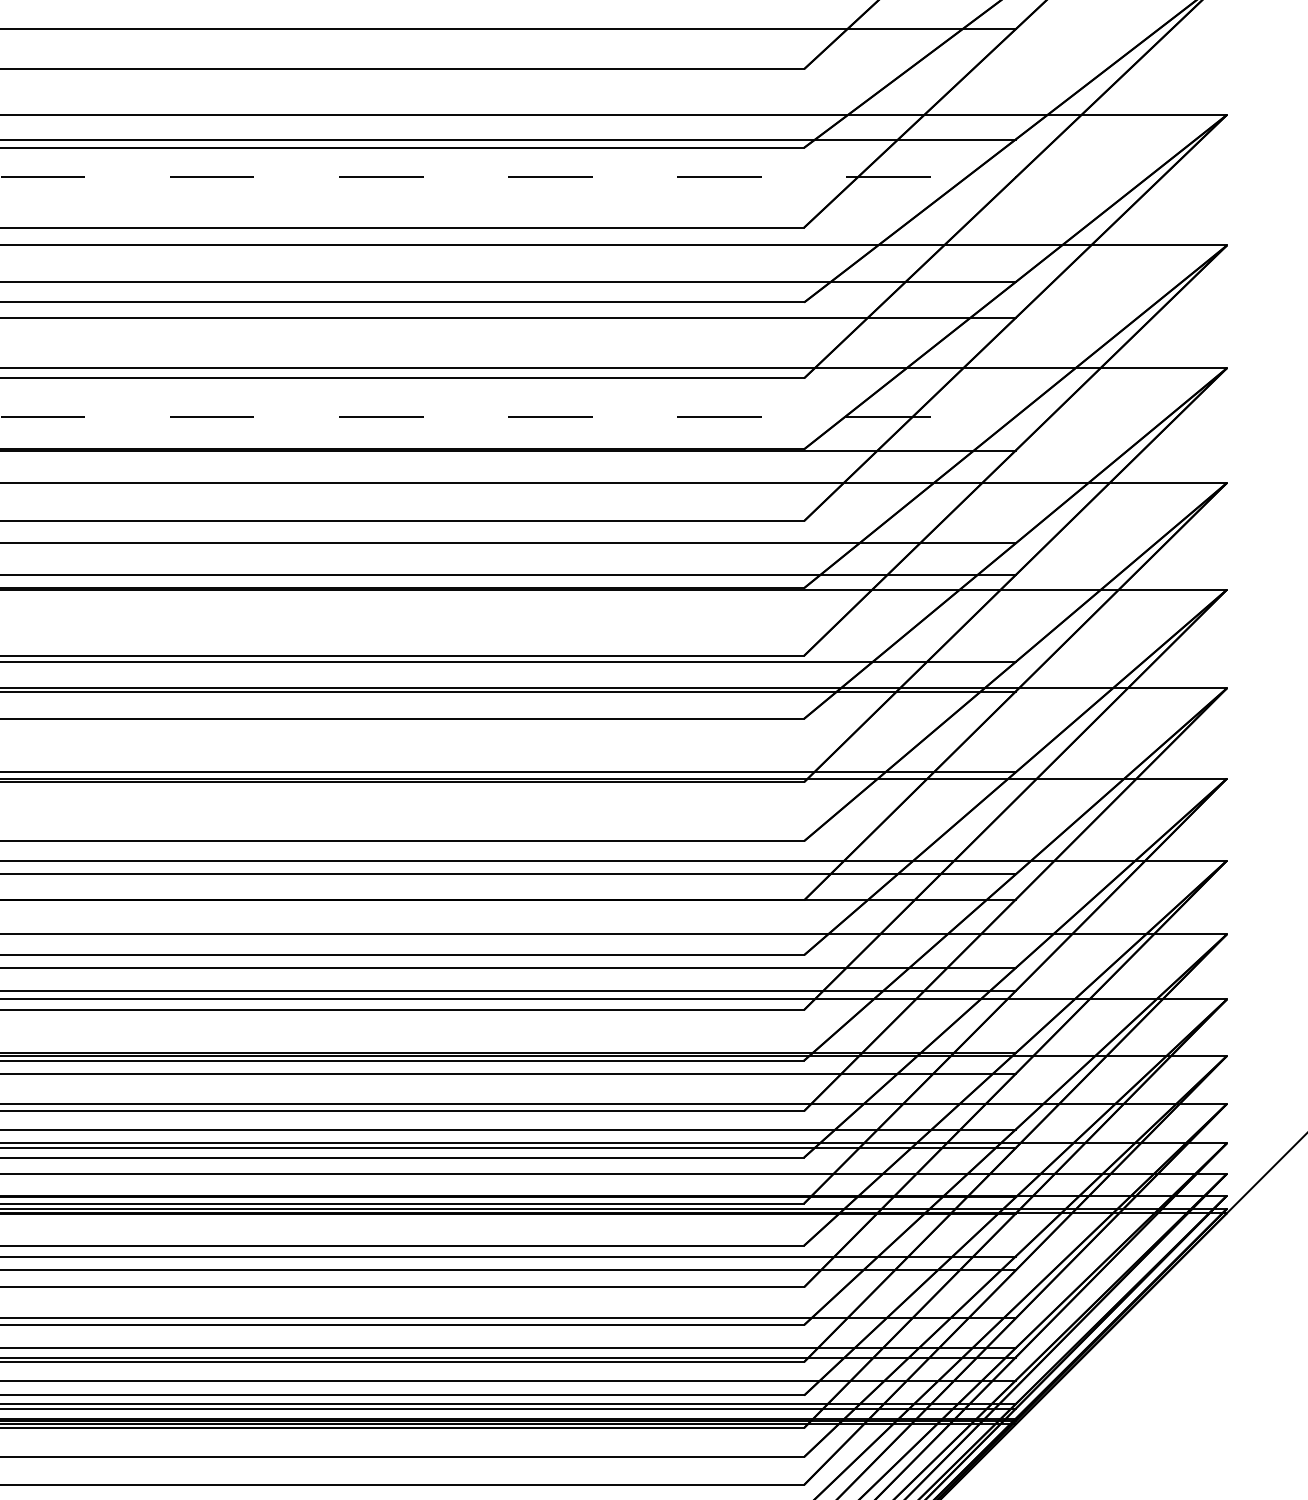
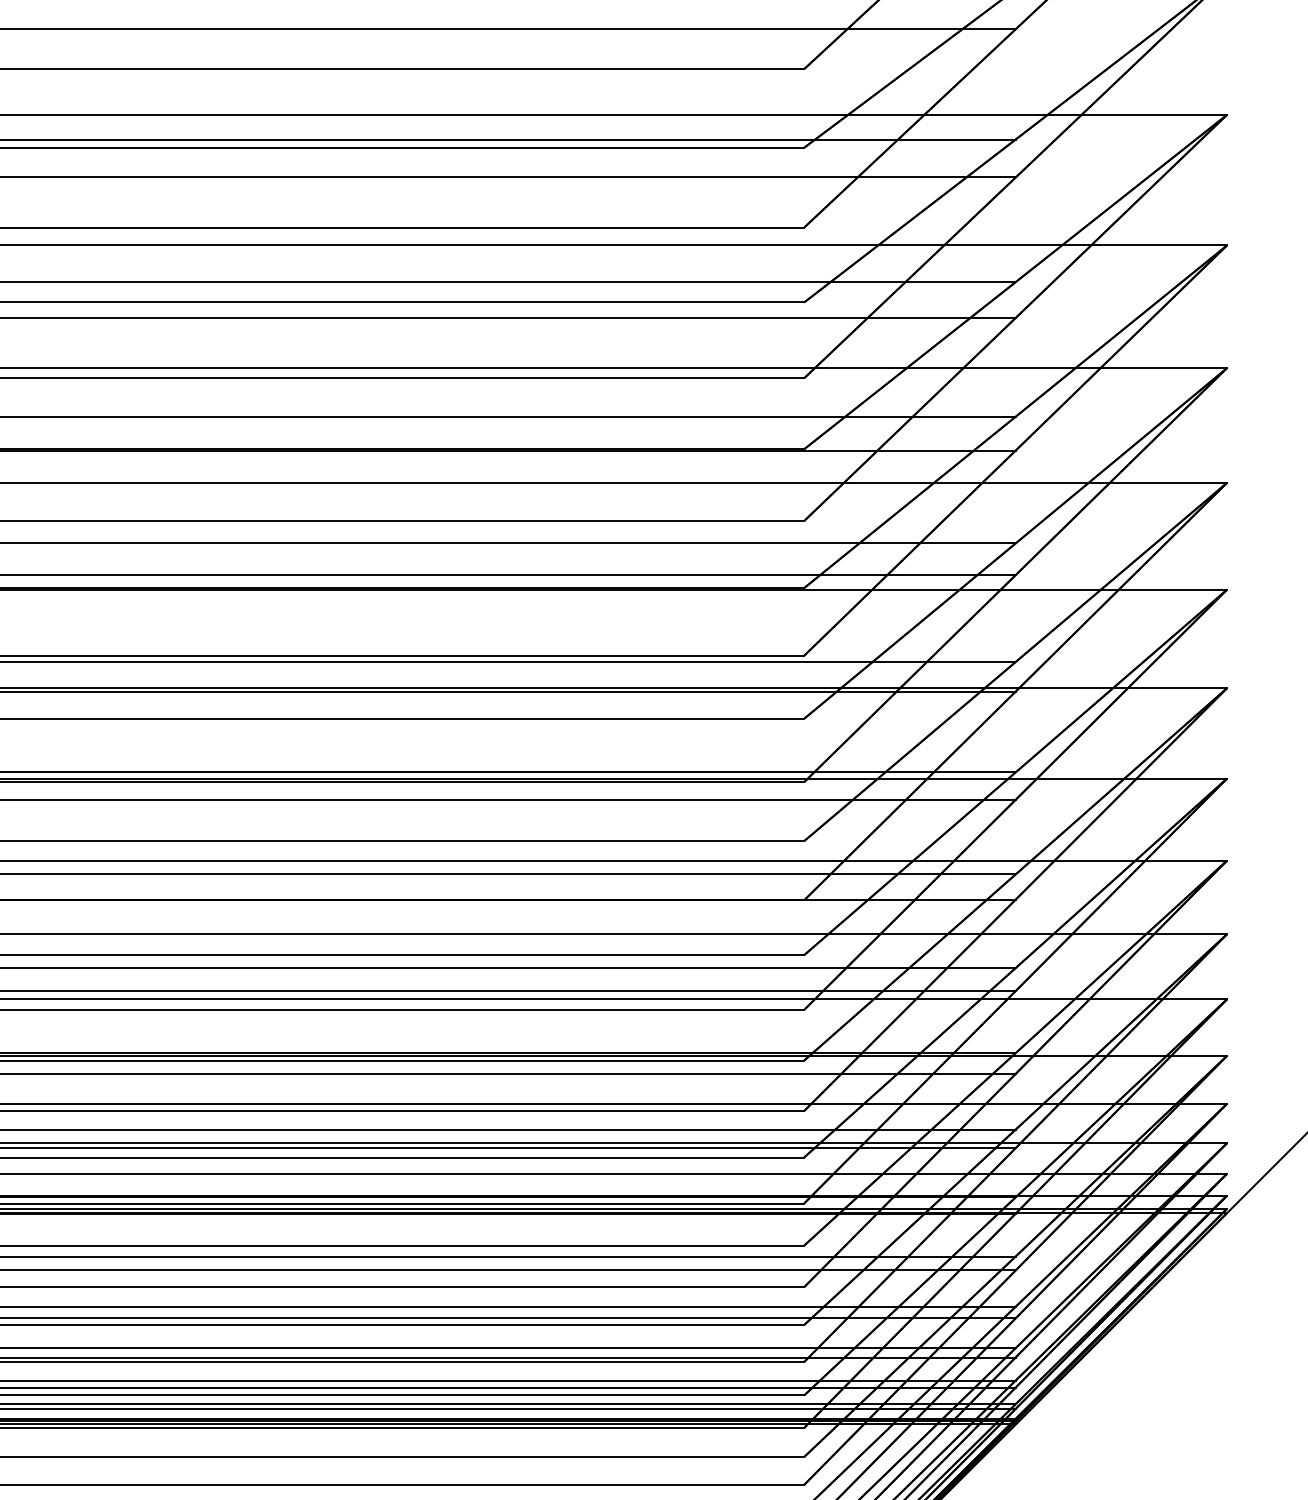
line: dashed -> solid (508, 177)
line: dashed -> solid (508, 416)
line: none -> present (508, 799)
line: none -> present (508, 1306)
line: none -> present (508, 1387)
